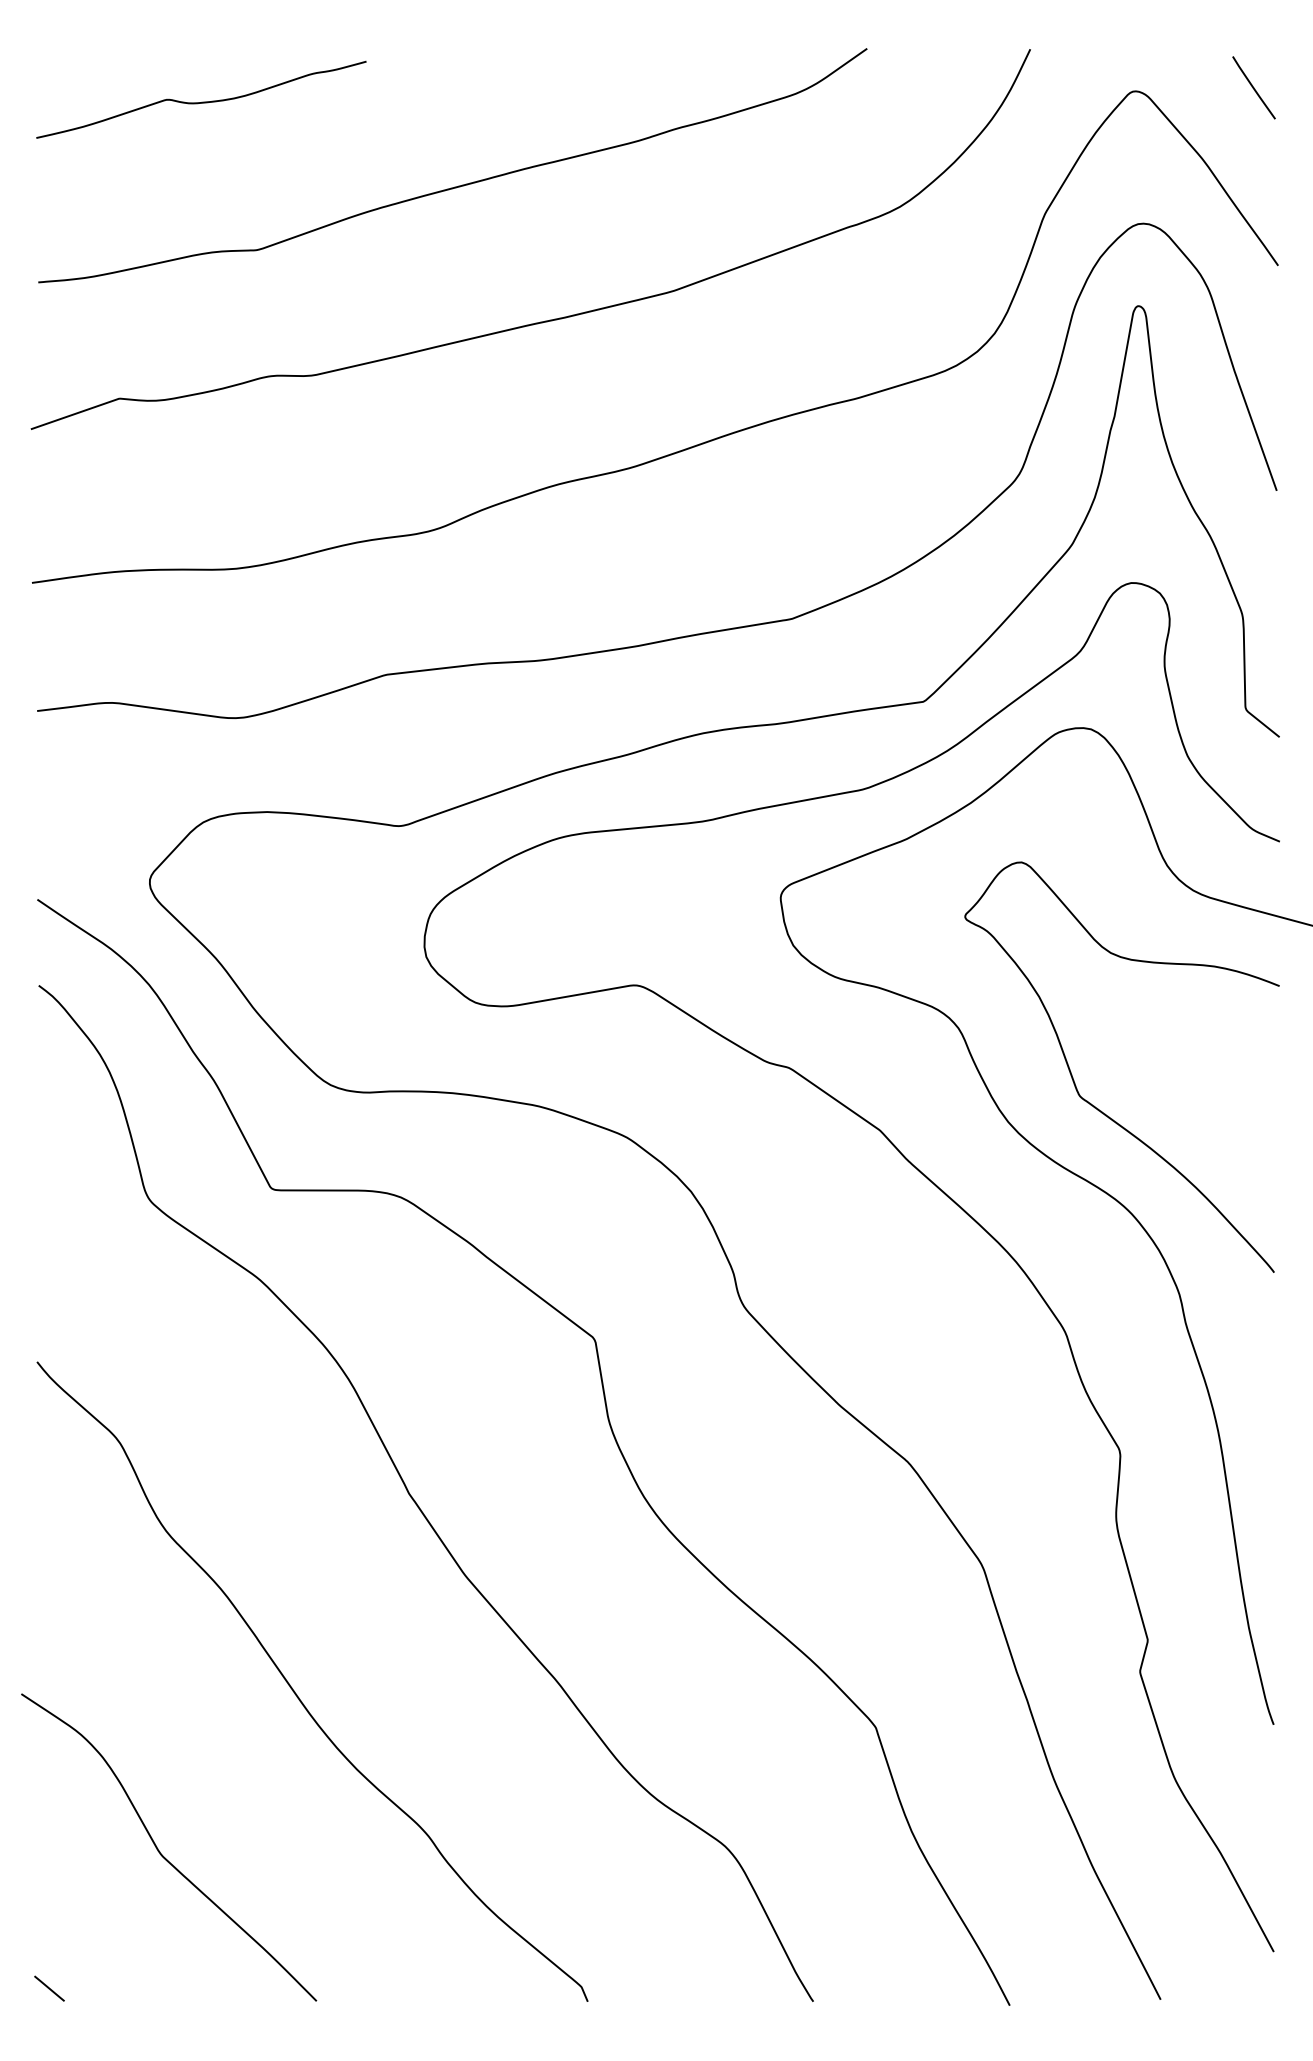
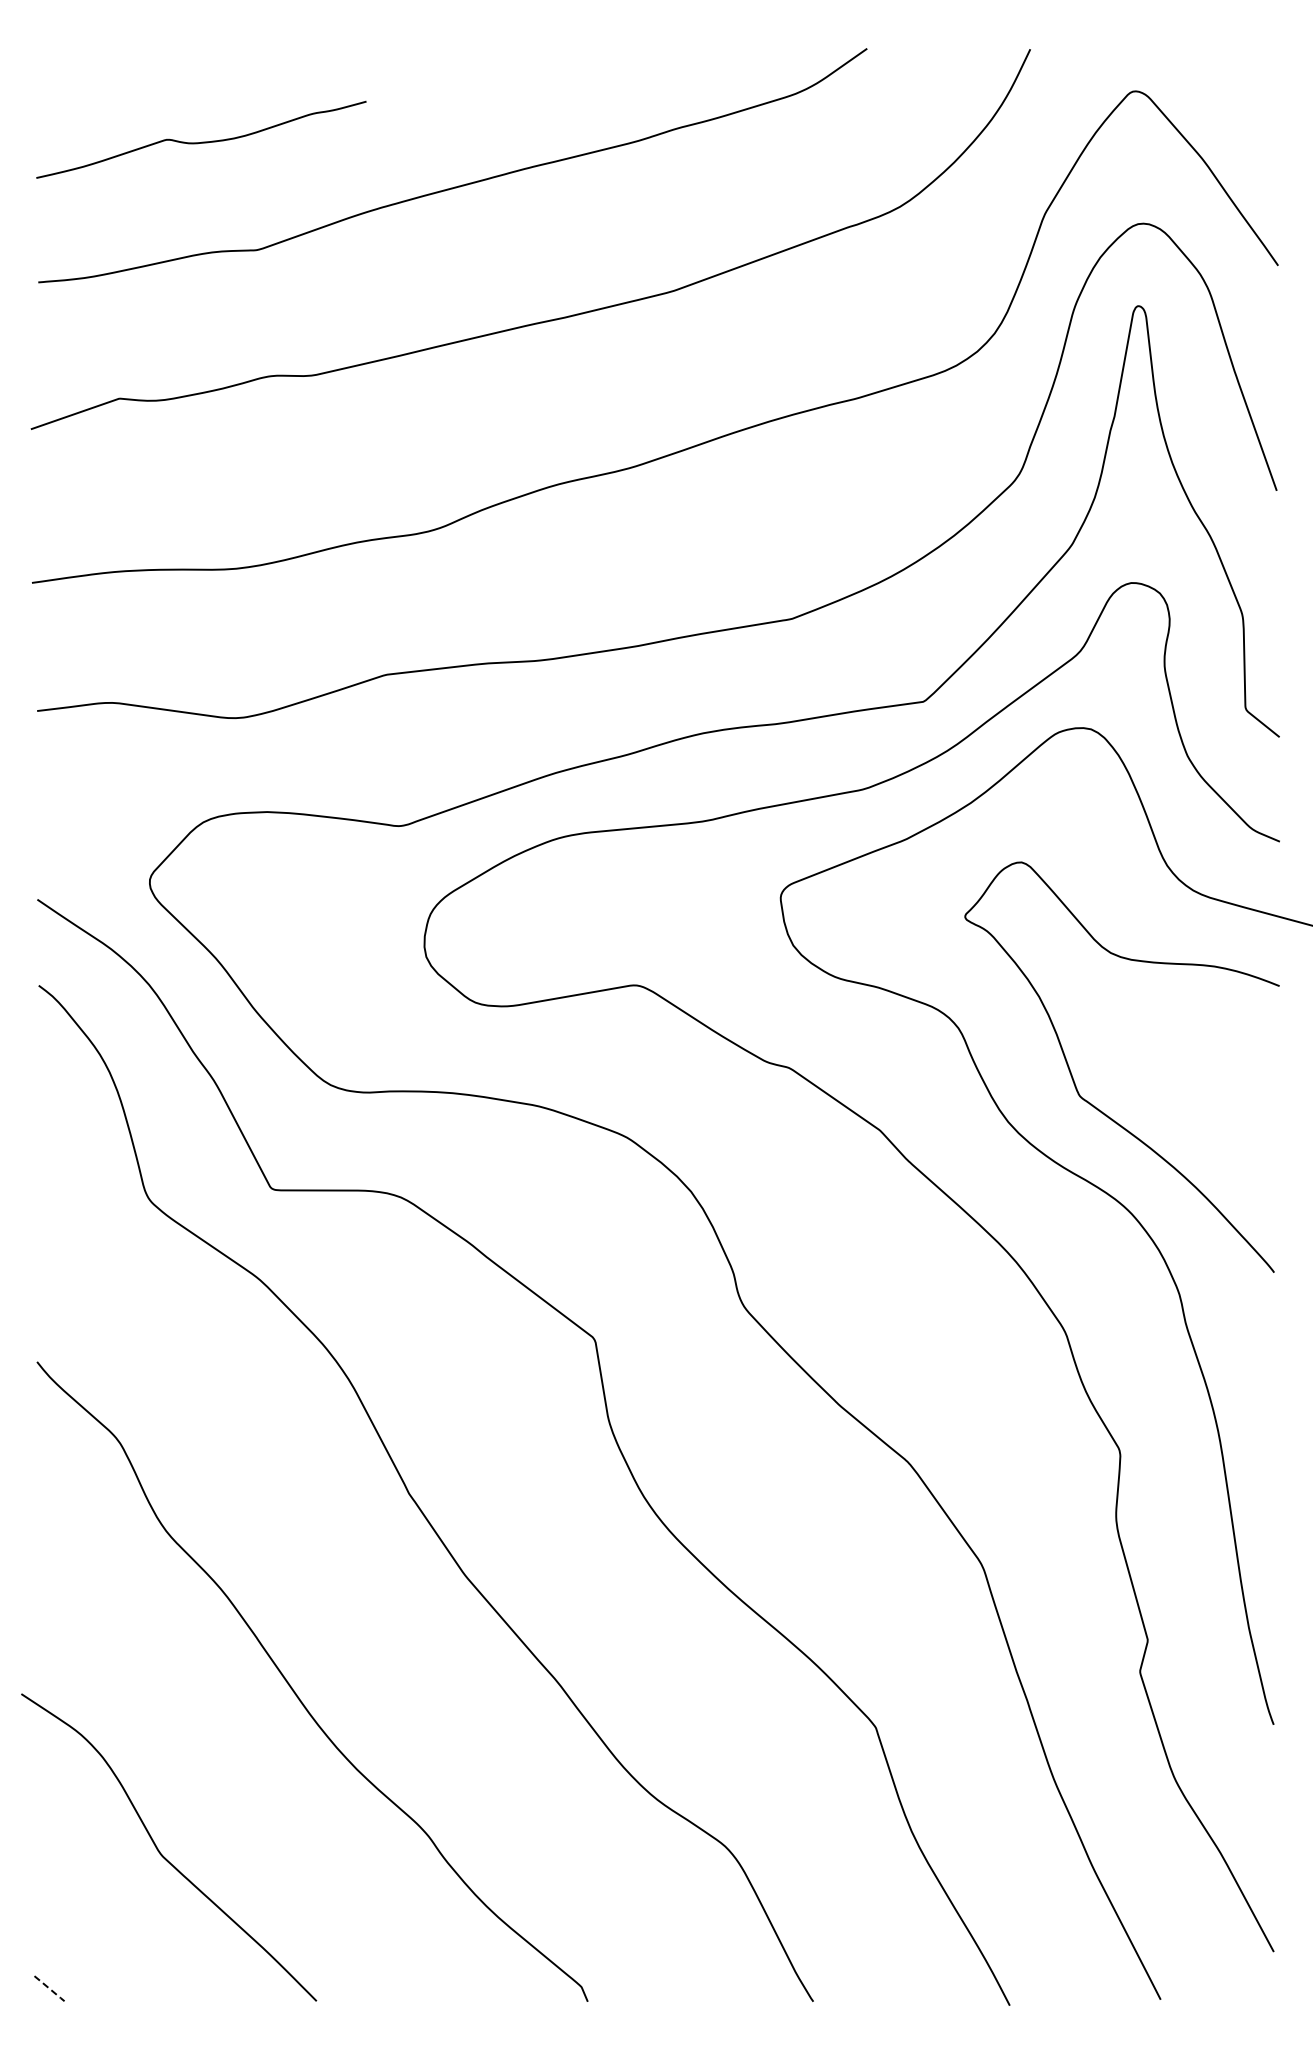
line: present -> none (1253, 87)
curve position: (202, 101) -> (202, 141) (202, 141)
line: solid -> dashed (50, 1989)
